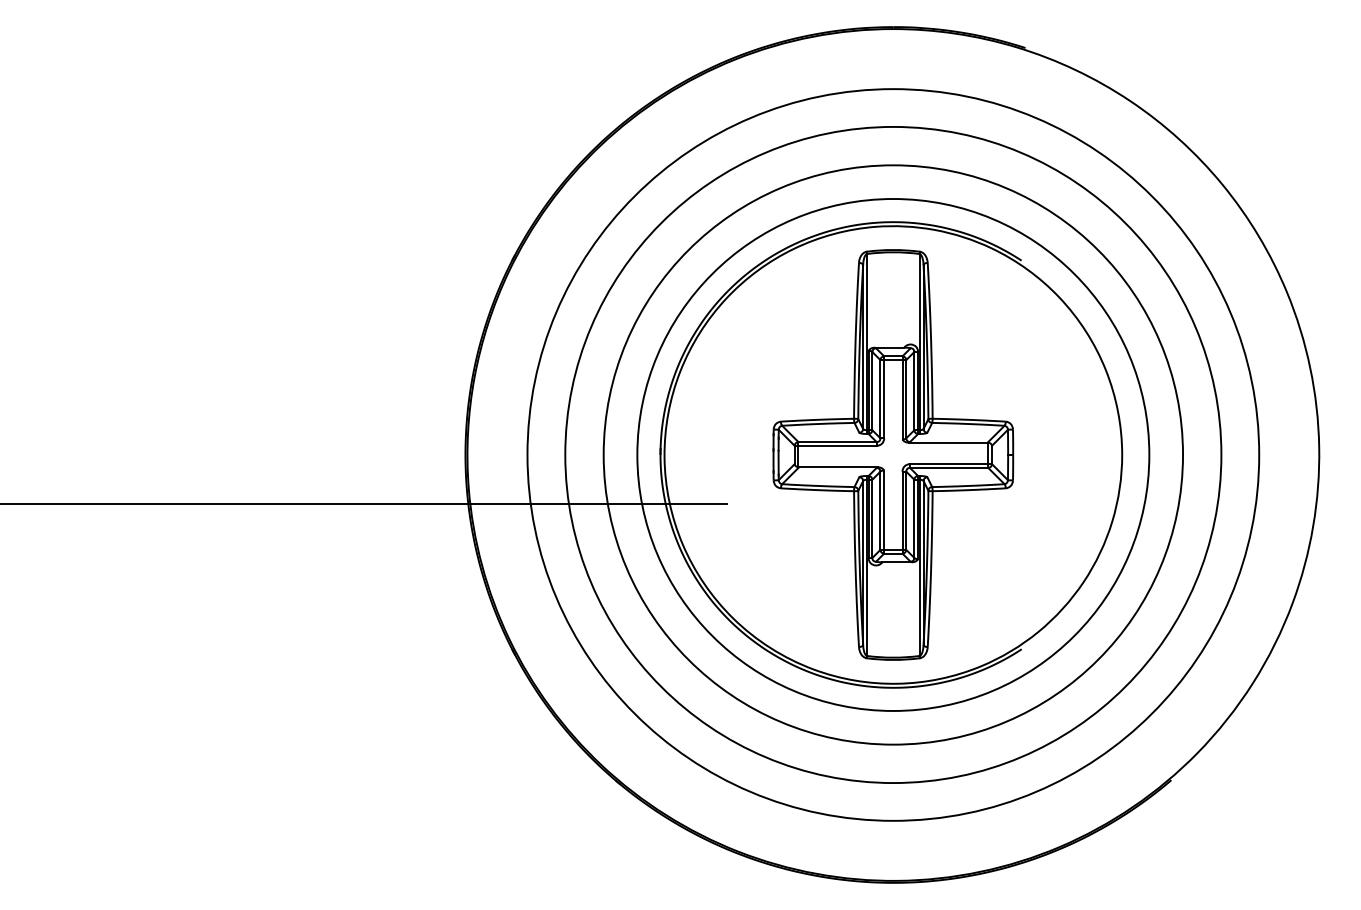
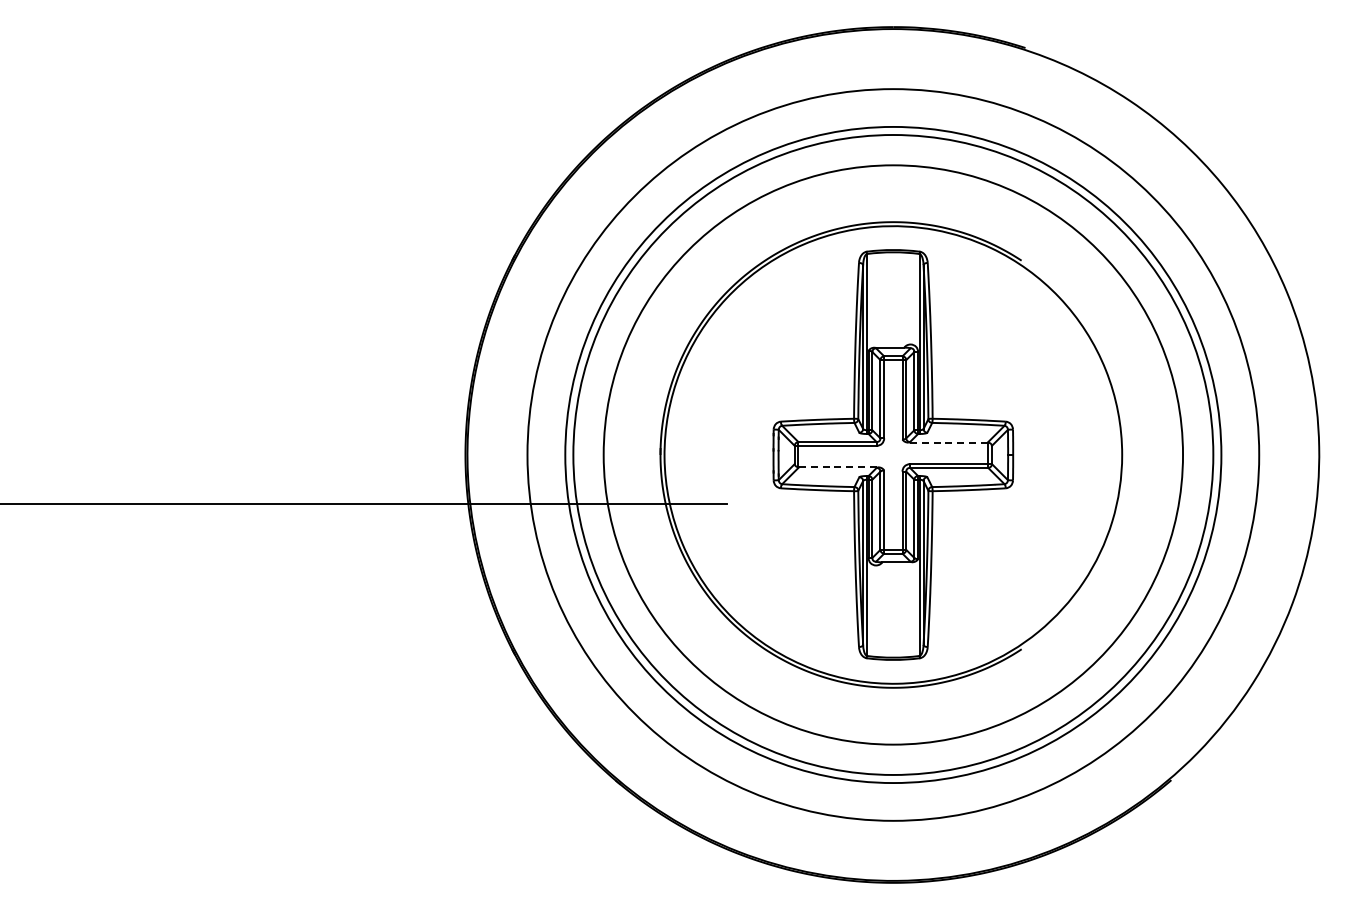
line: solid -> dashed (947, 442)
circle diameter: 512 px -> 640 px (893, 454)
line: solid -> dashed (839, 467)
